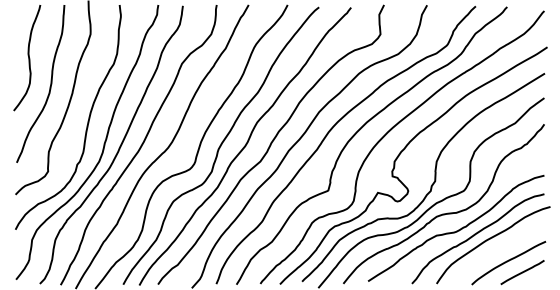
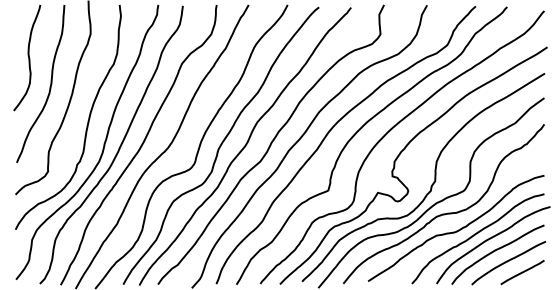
curve: none -> present (495, 251)
